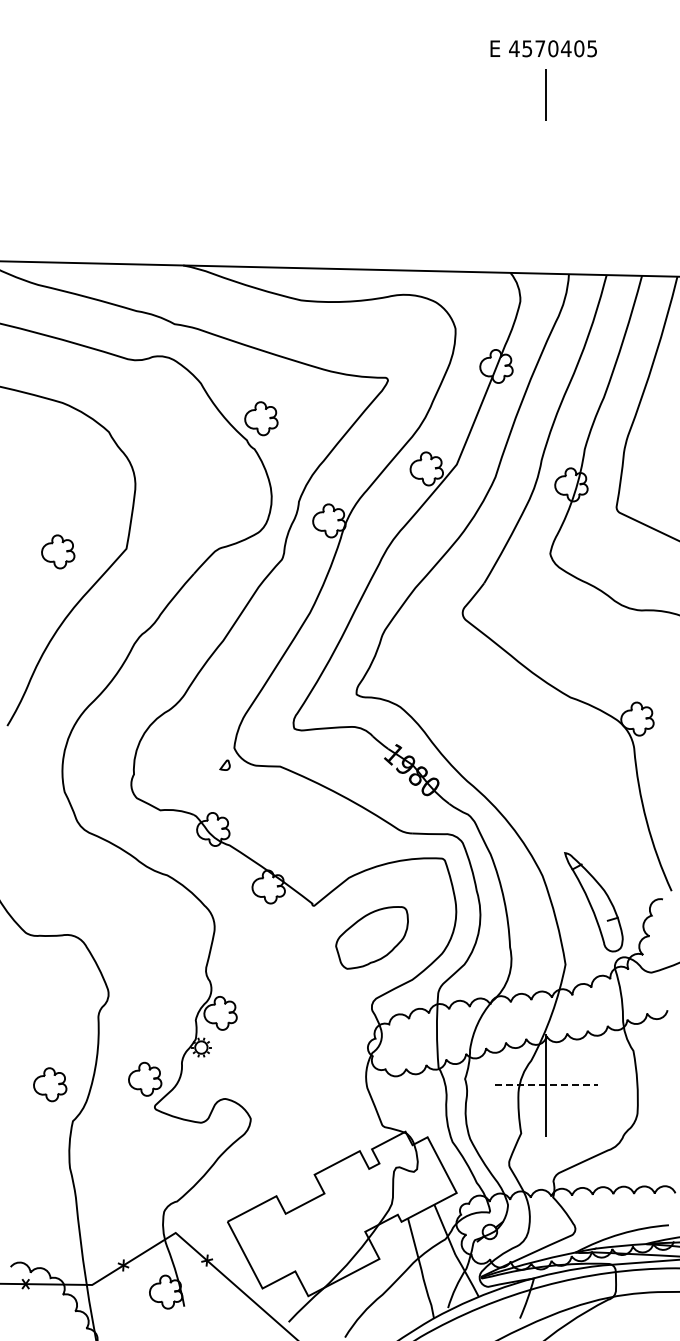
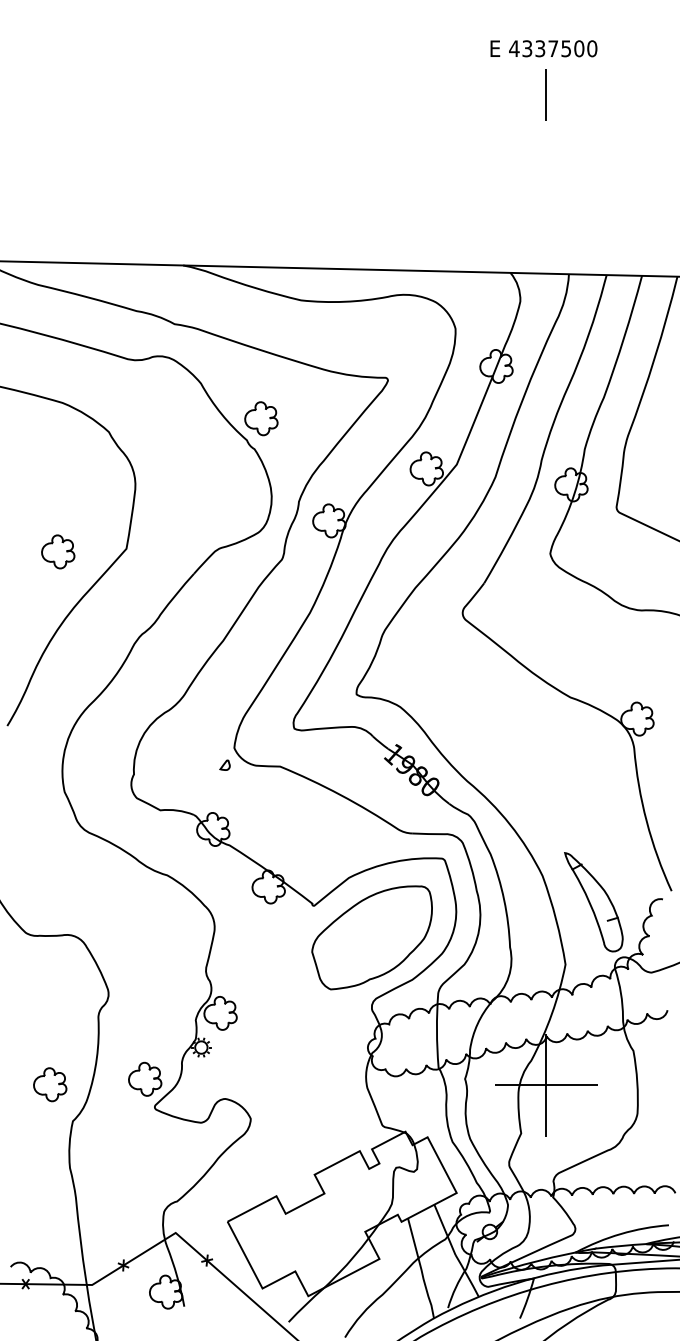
text: 4570405 -> 4337500 (560, 48)
part size: 74x64 px -> 122x106 px (371, 937)
line: dashed -> solid (546, 1085)
